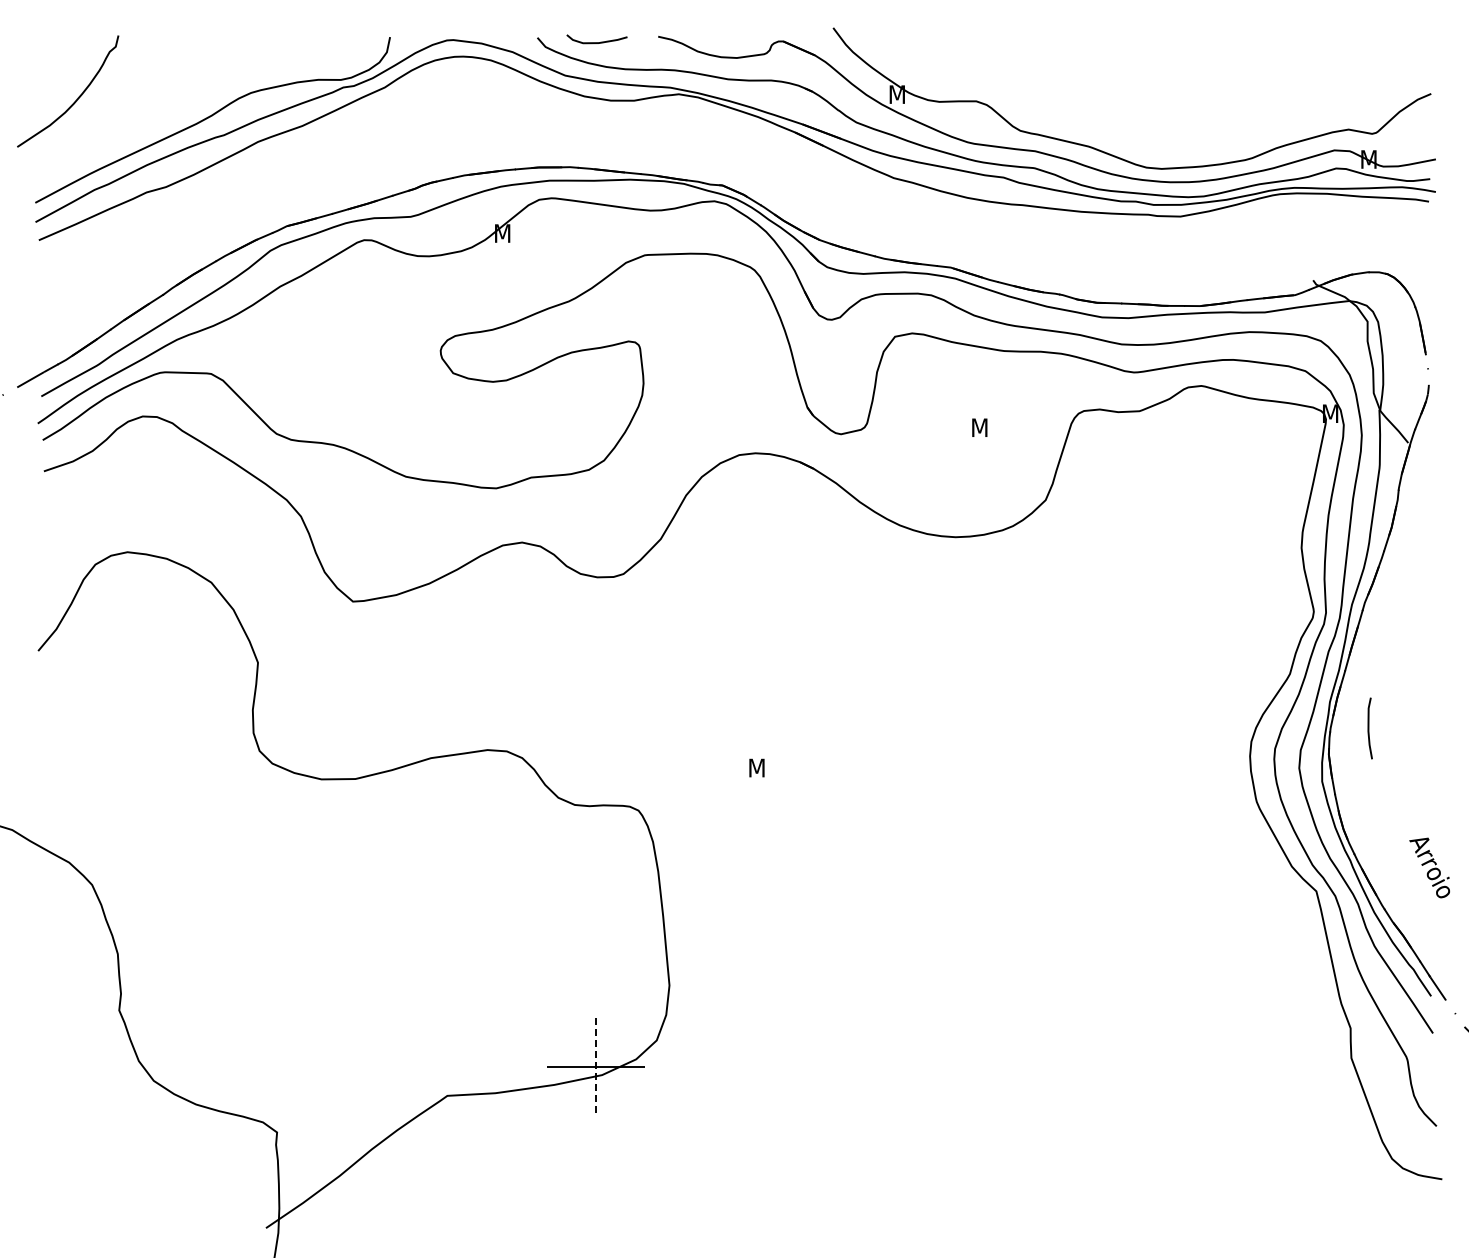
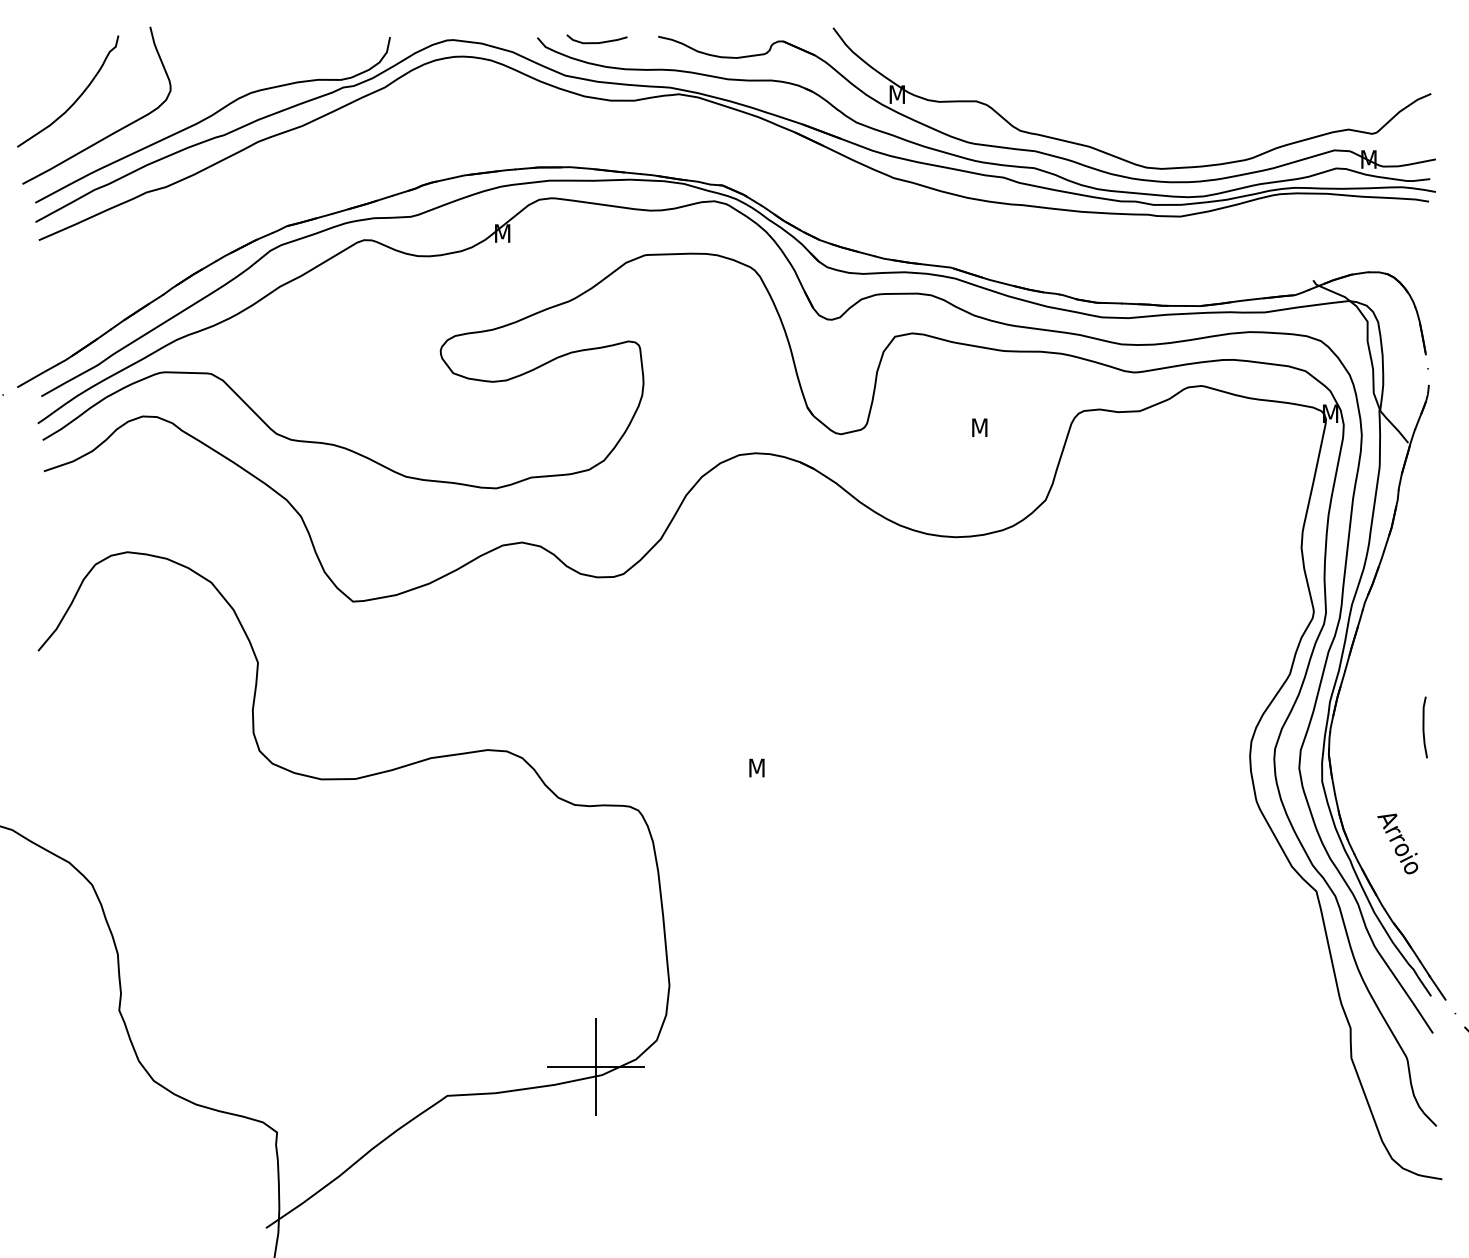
curve: none -> present (114, 131)
curve position: (1369, 728) -> (1424, 727) (1424, 727)
text position: (1429, 867) -> (1397, 843) (1397, 843)
line: dashed -> solid (596, 1067)
